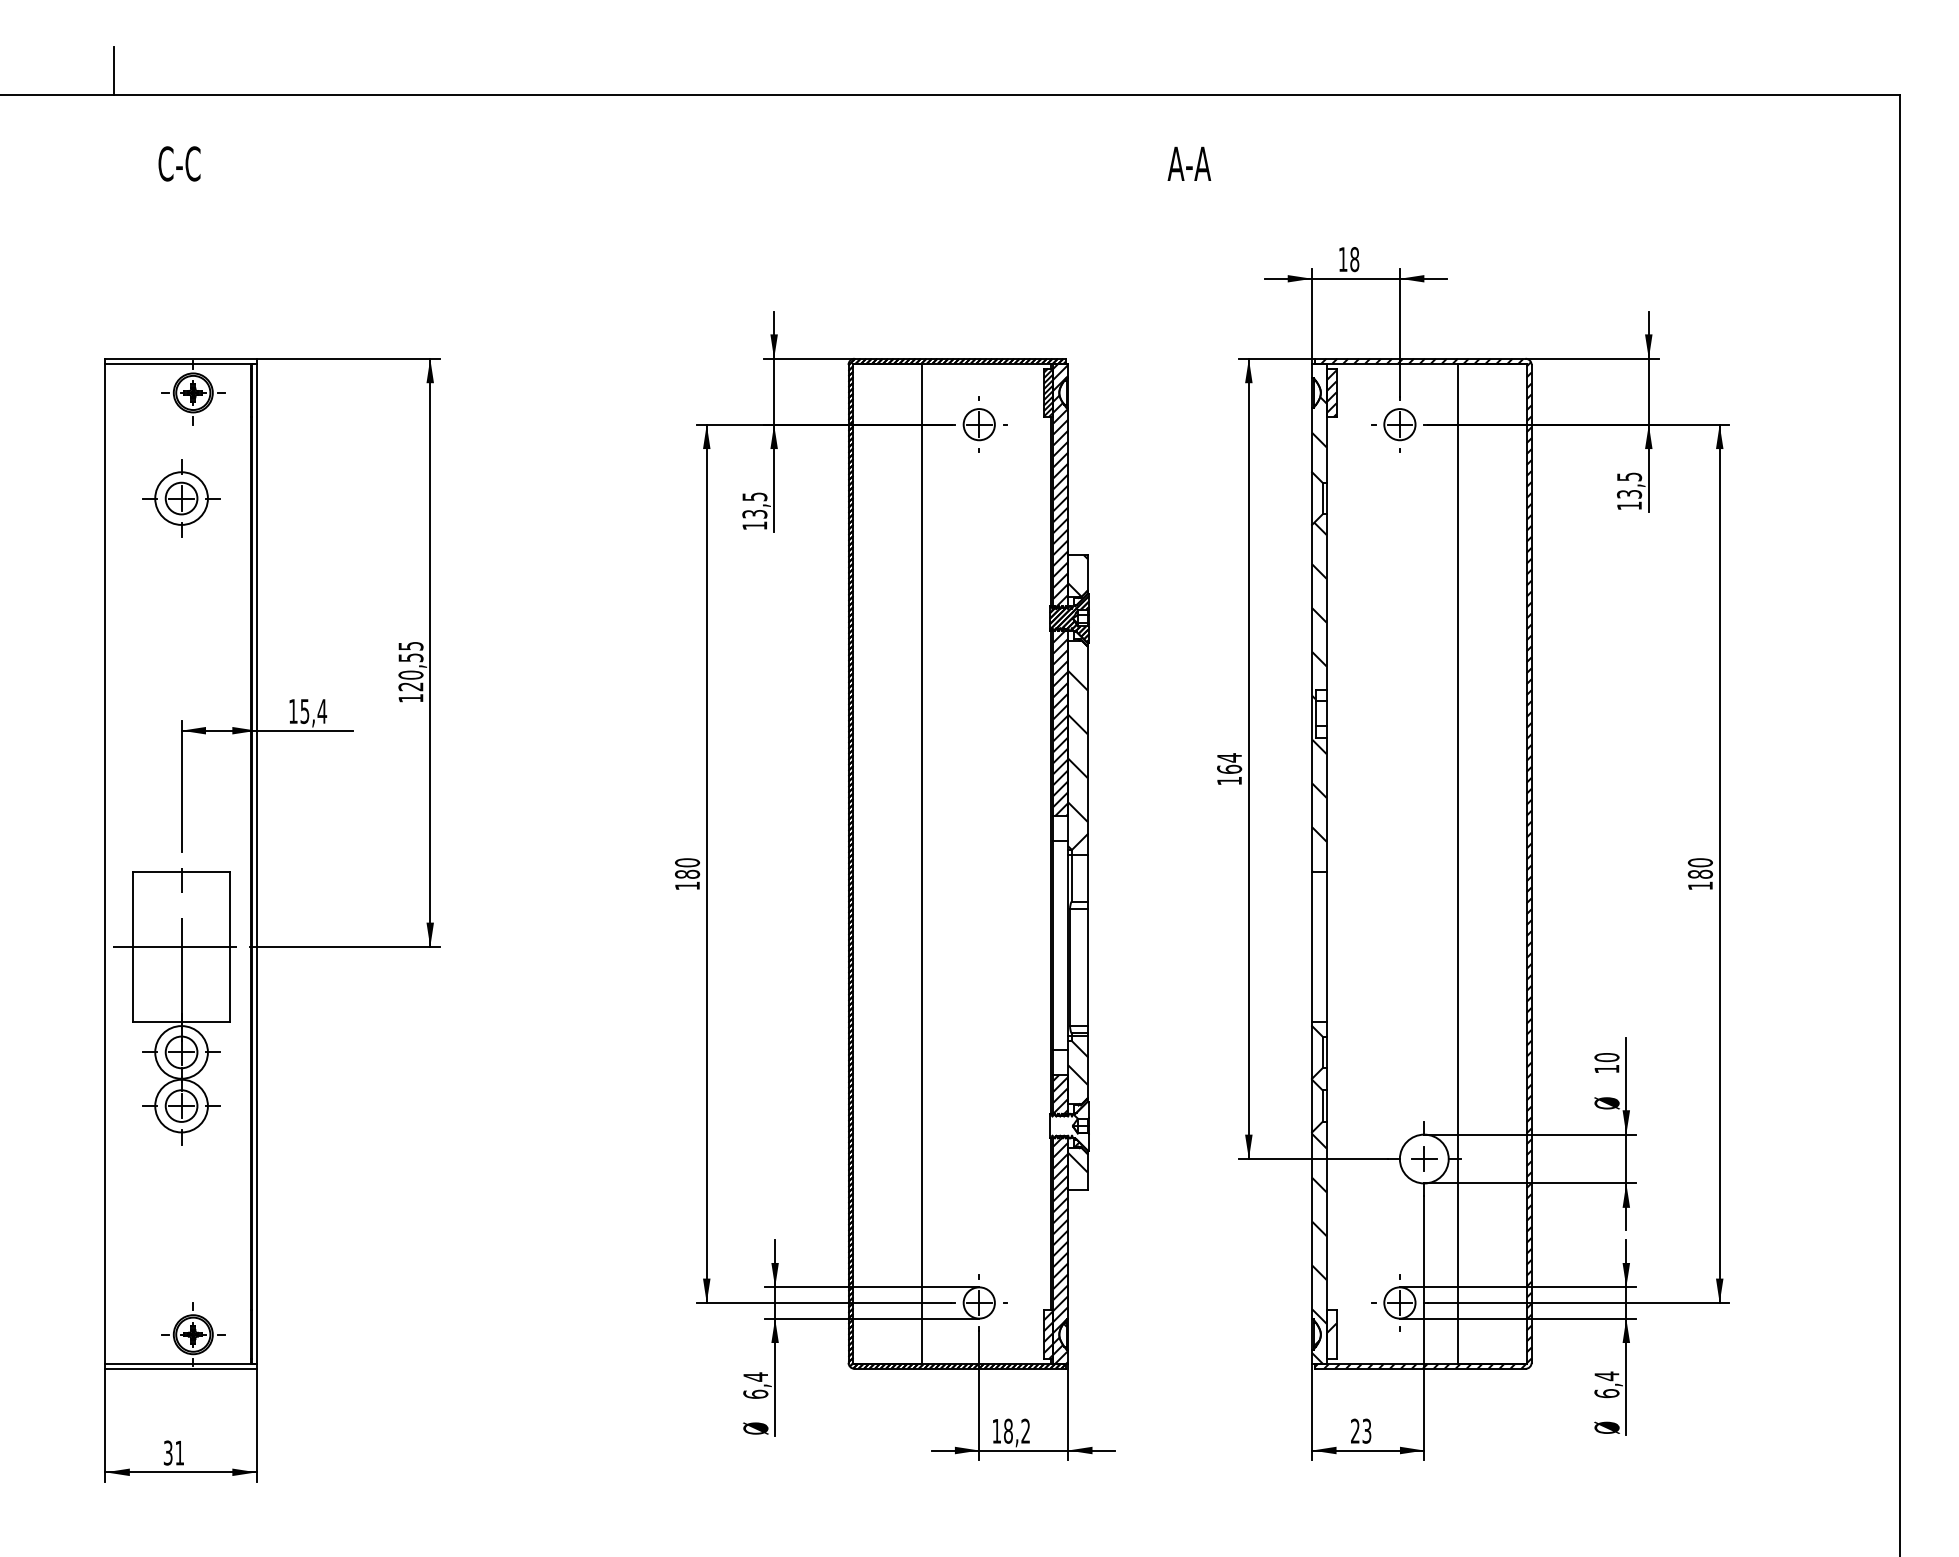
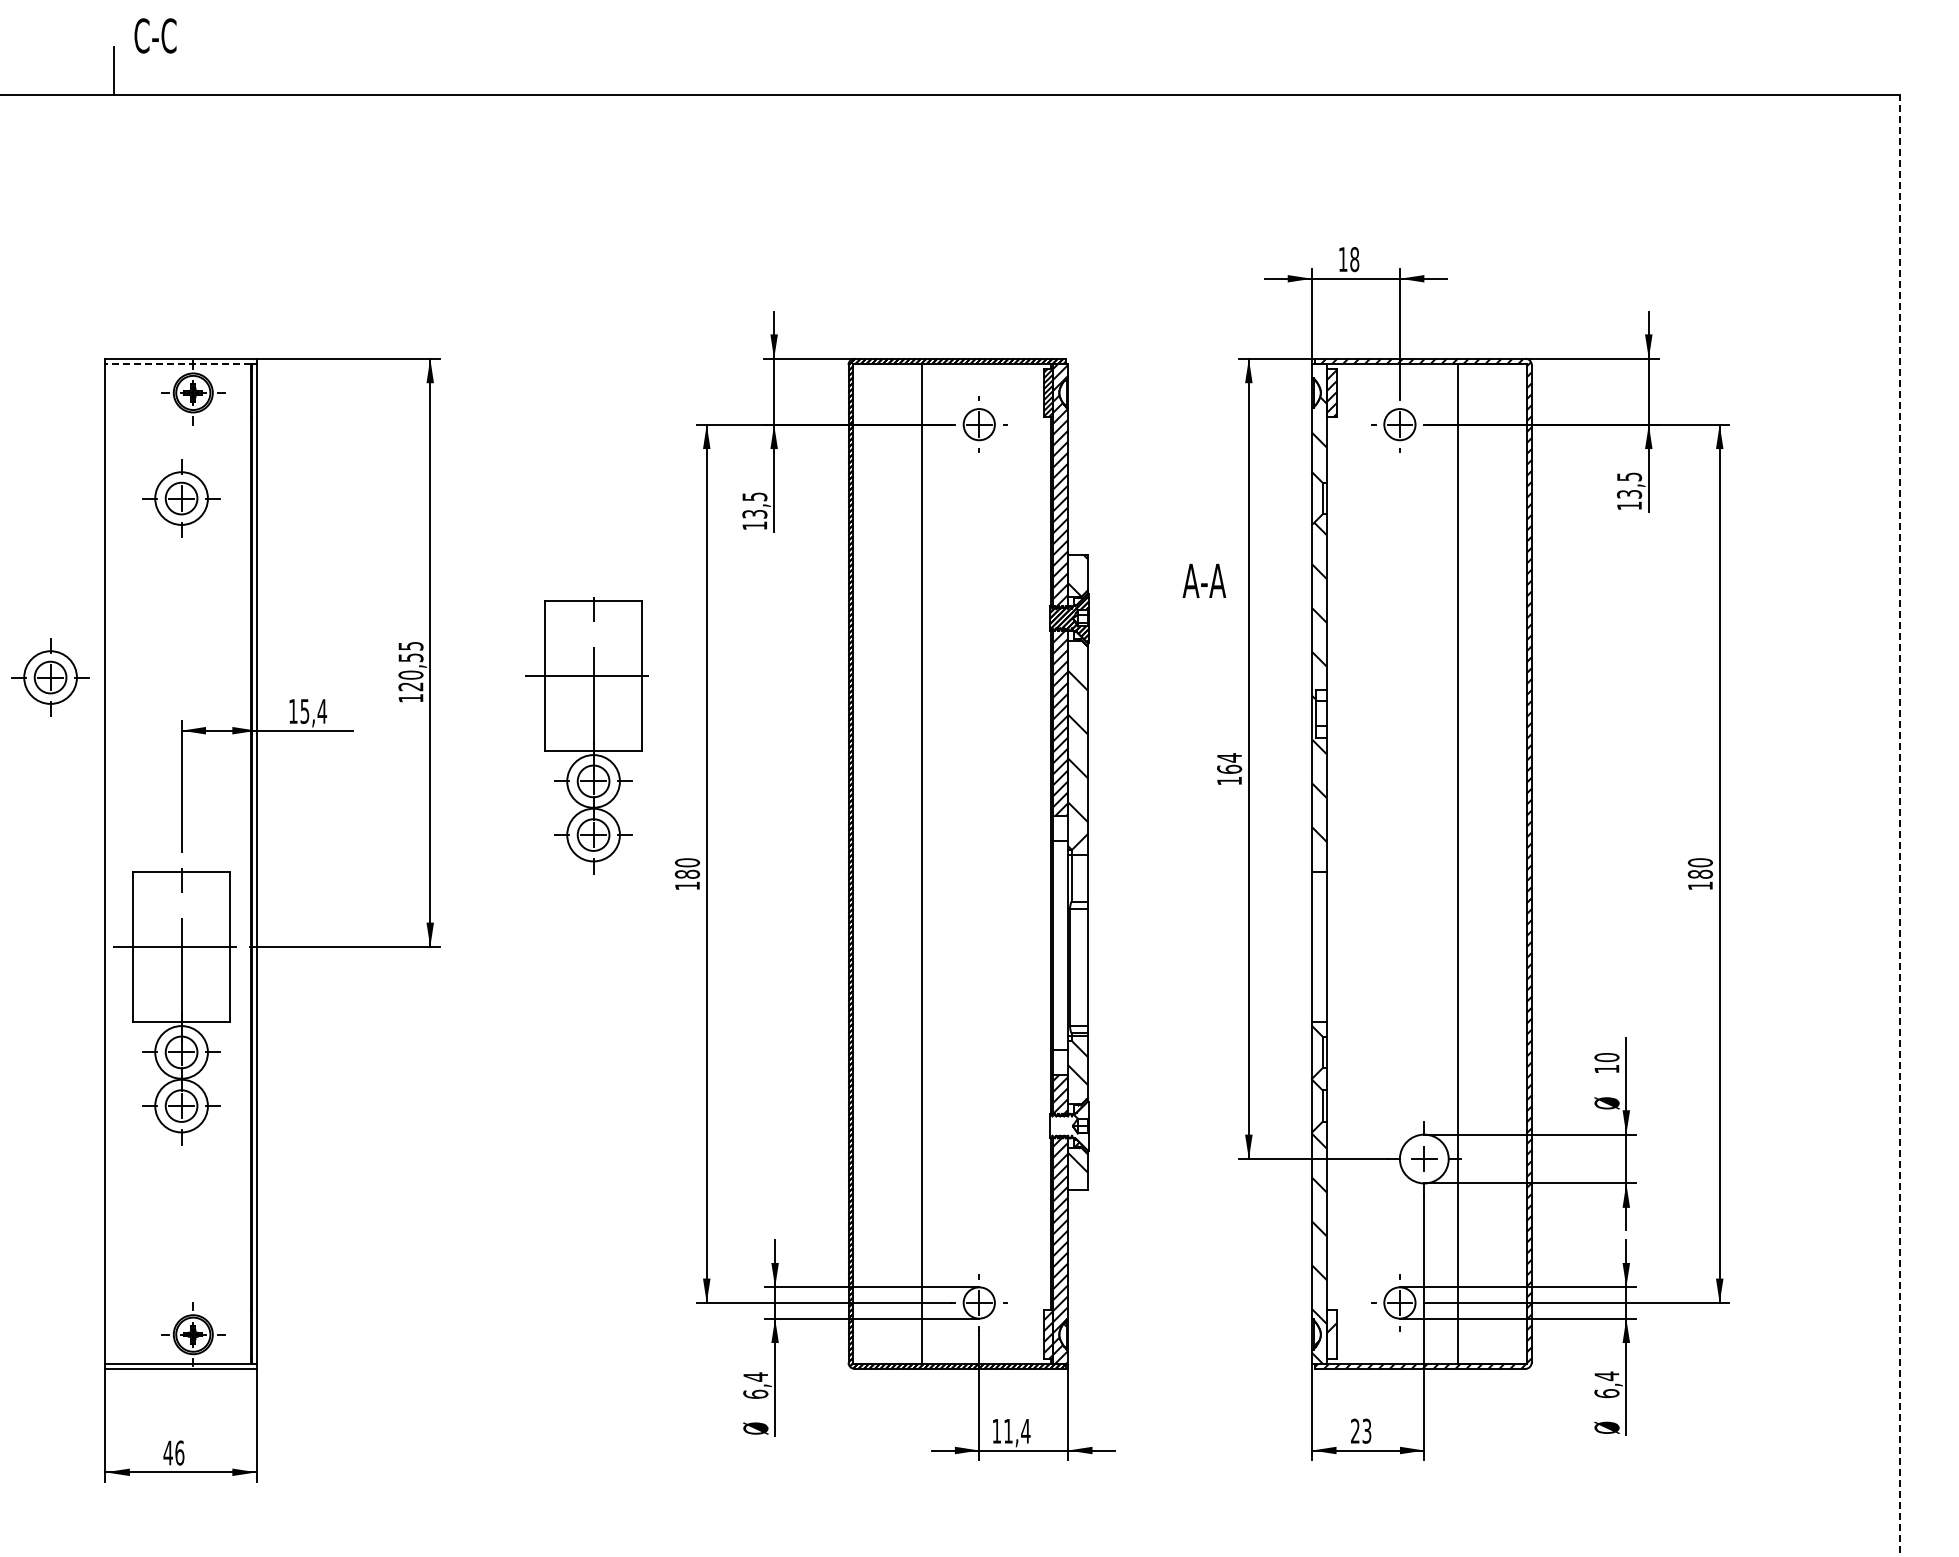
text position: (179, 163) -> (155, 35) (155, 35)
text position: (1189, 163) -> (1204, 580) (1204, 580)
line: solid -> dashed (177, 363)
part: none -> present (50, 677)
part: none -> present (586, 735)
line: solid -> dashed (1900, 825)
text: 18,2 -> 11,4 (1017, 1430)
text: 31 -> 46 (173, 1452)
